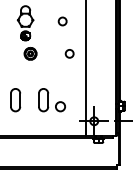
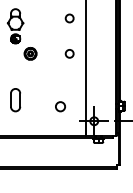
circle position: (62, 21) -> (69, 18) (69, 18)
part position: (25, 23) -> (15, 26) (15, 26)
part: present -> none (43, 100)
